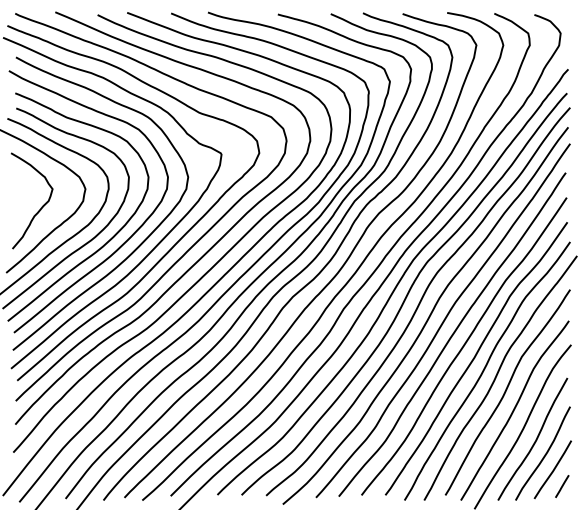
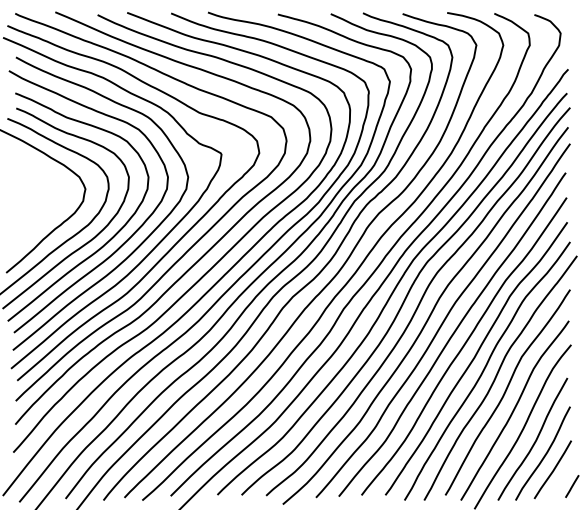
curve: present -> none (41, 206)
line position: (562, 486) -> (572, 486) (572, 486)
